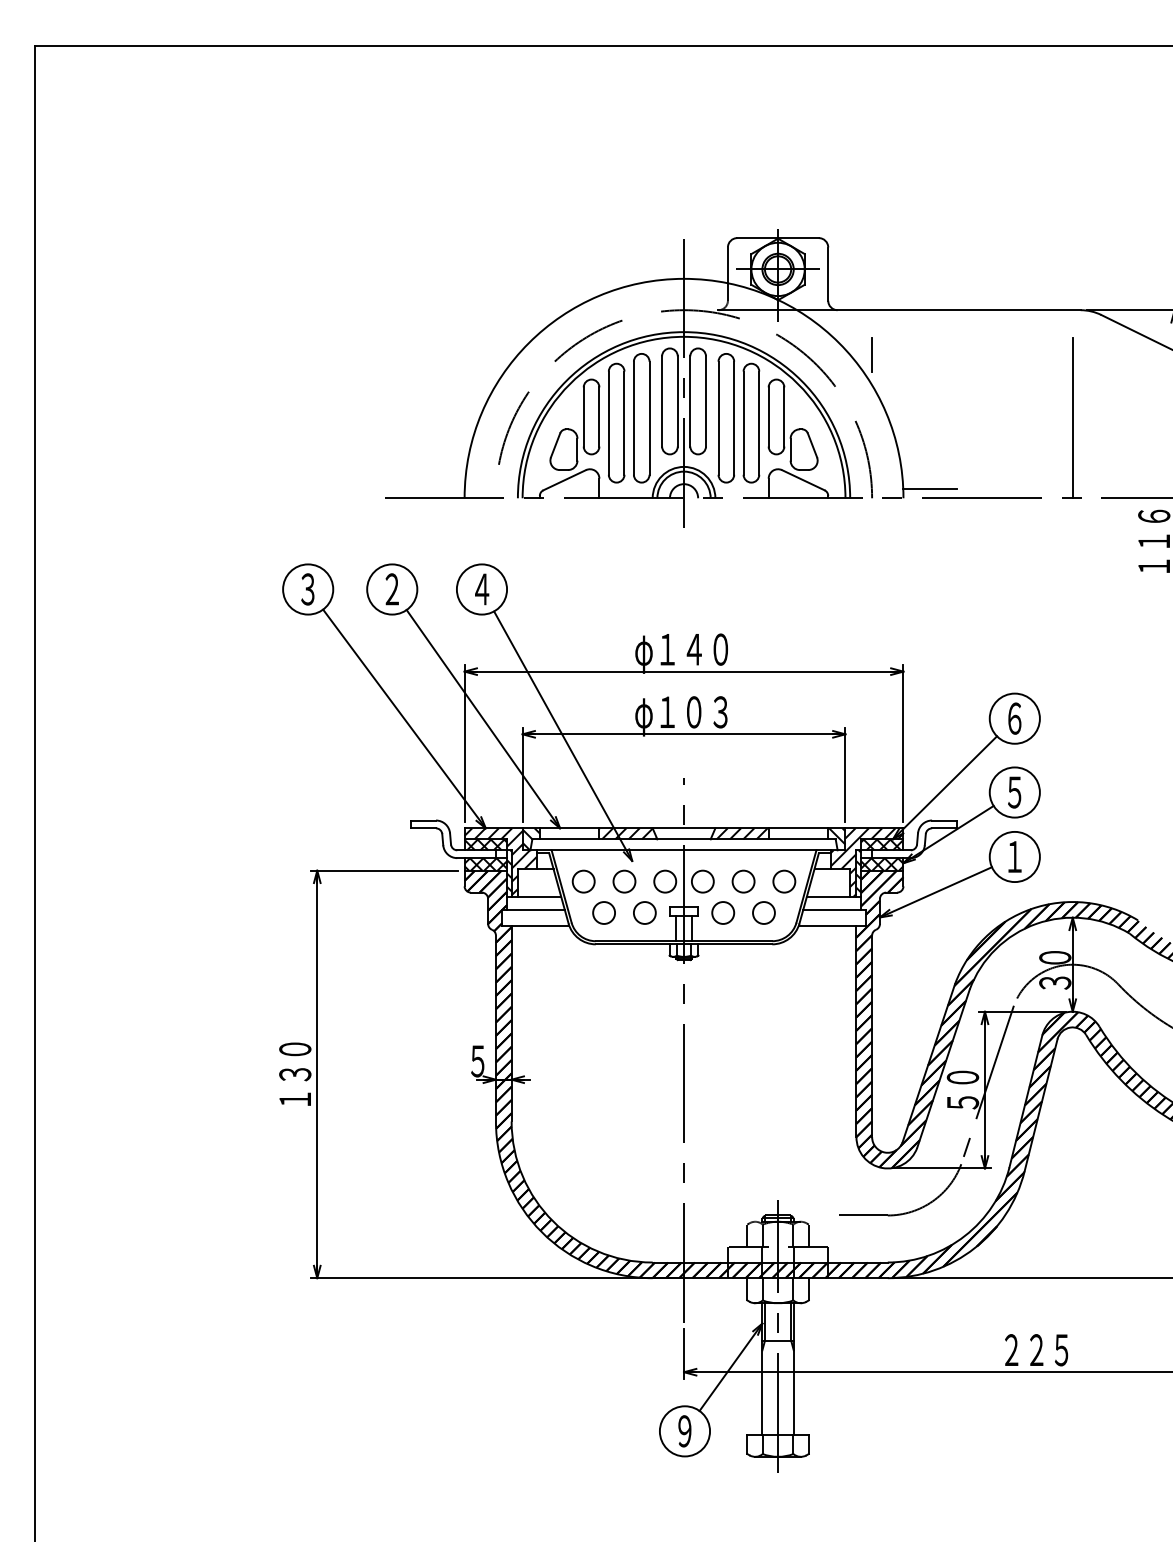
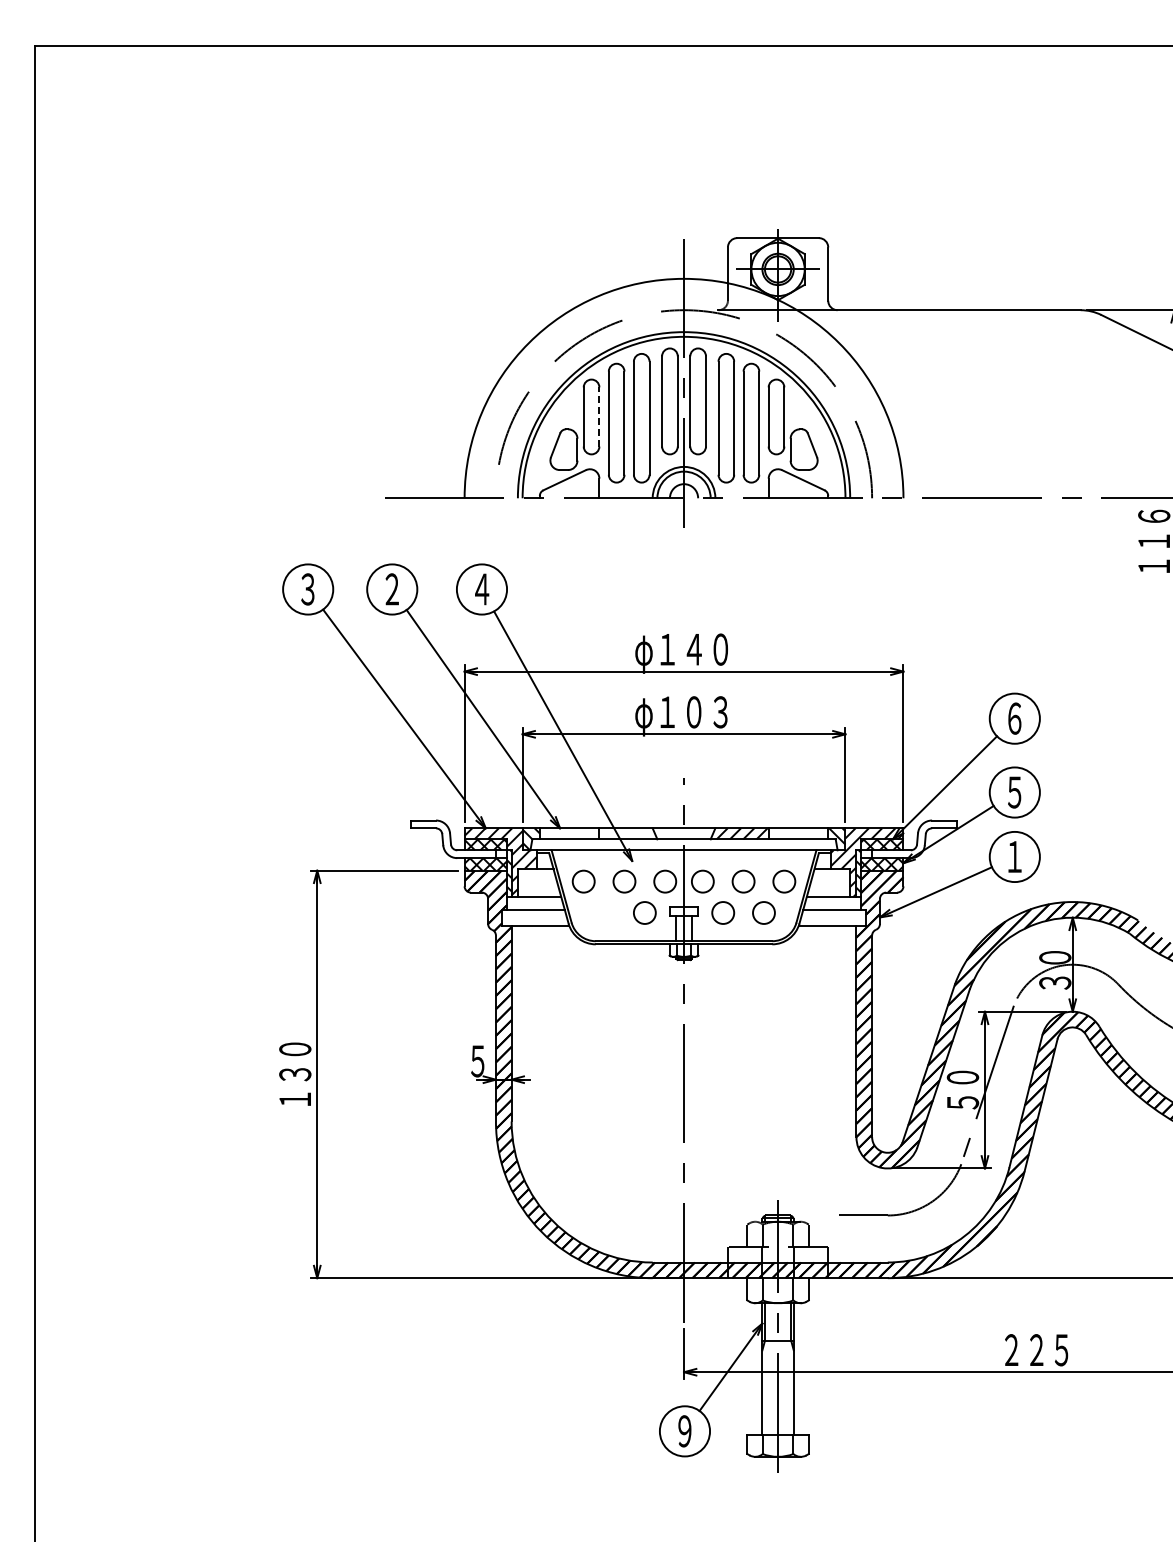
line: present -> none (872, 355)
line: solid -> dashed (599, 416)
line: present -> none (1072, 418)
line: present -> none (929, 488)
hatch: present -> none (627, 833)
circle: present -> none (603, 912)
